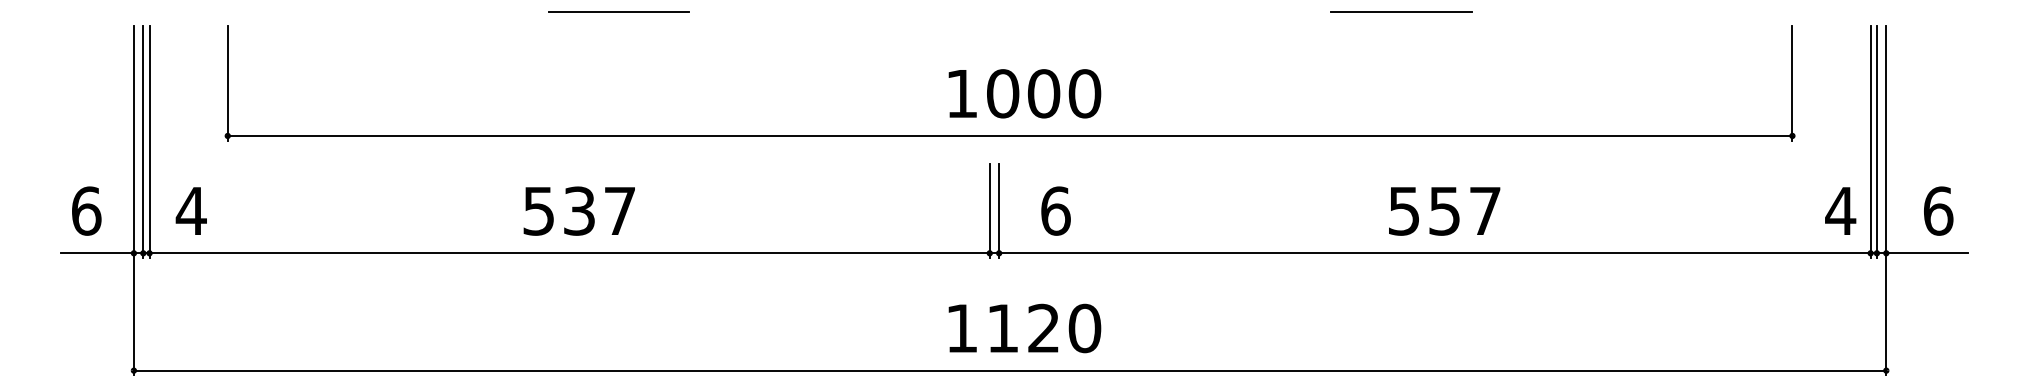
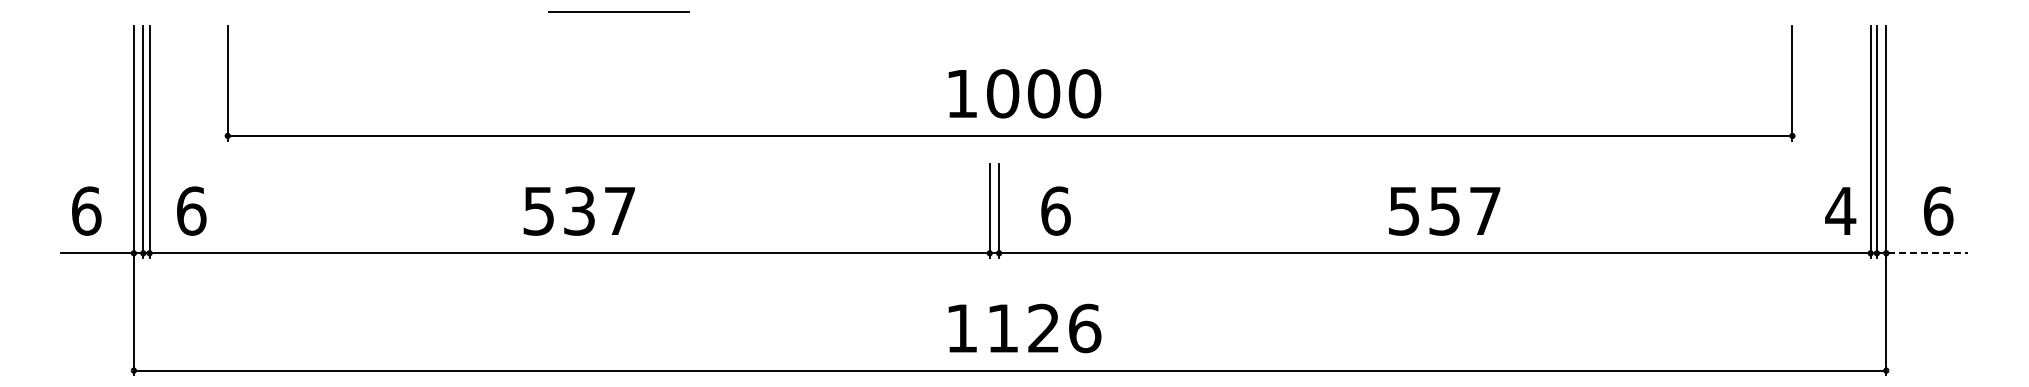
line: present -> none (1400, 11)
text: 4 -> 6 (190, 210)
line: solid -> dashed (1922, 253)
text: 1120 -> 1126 (1084, 328)
